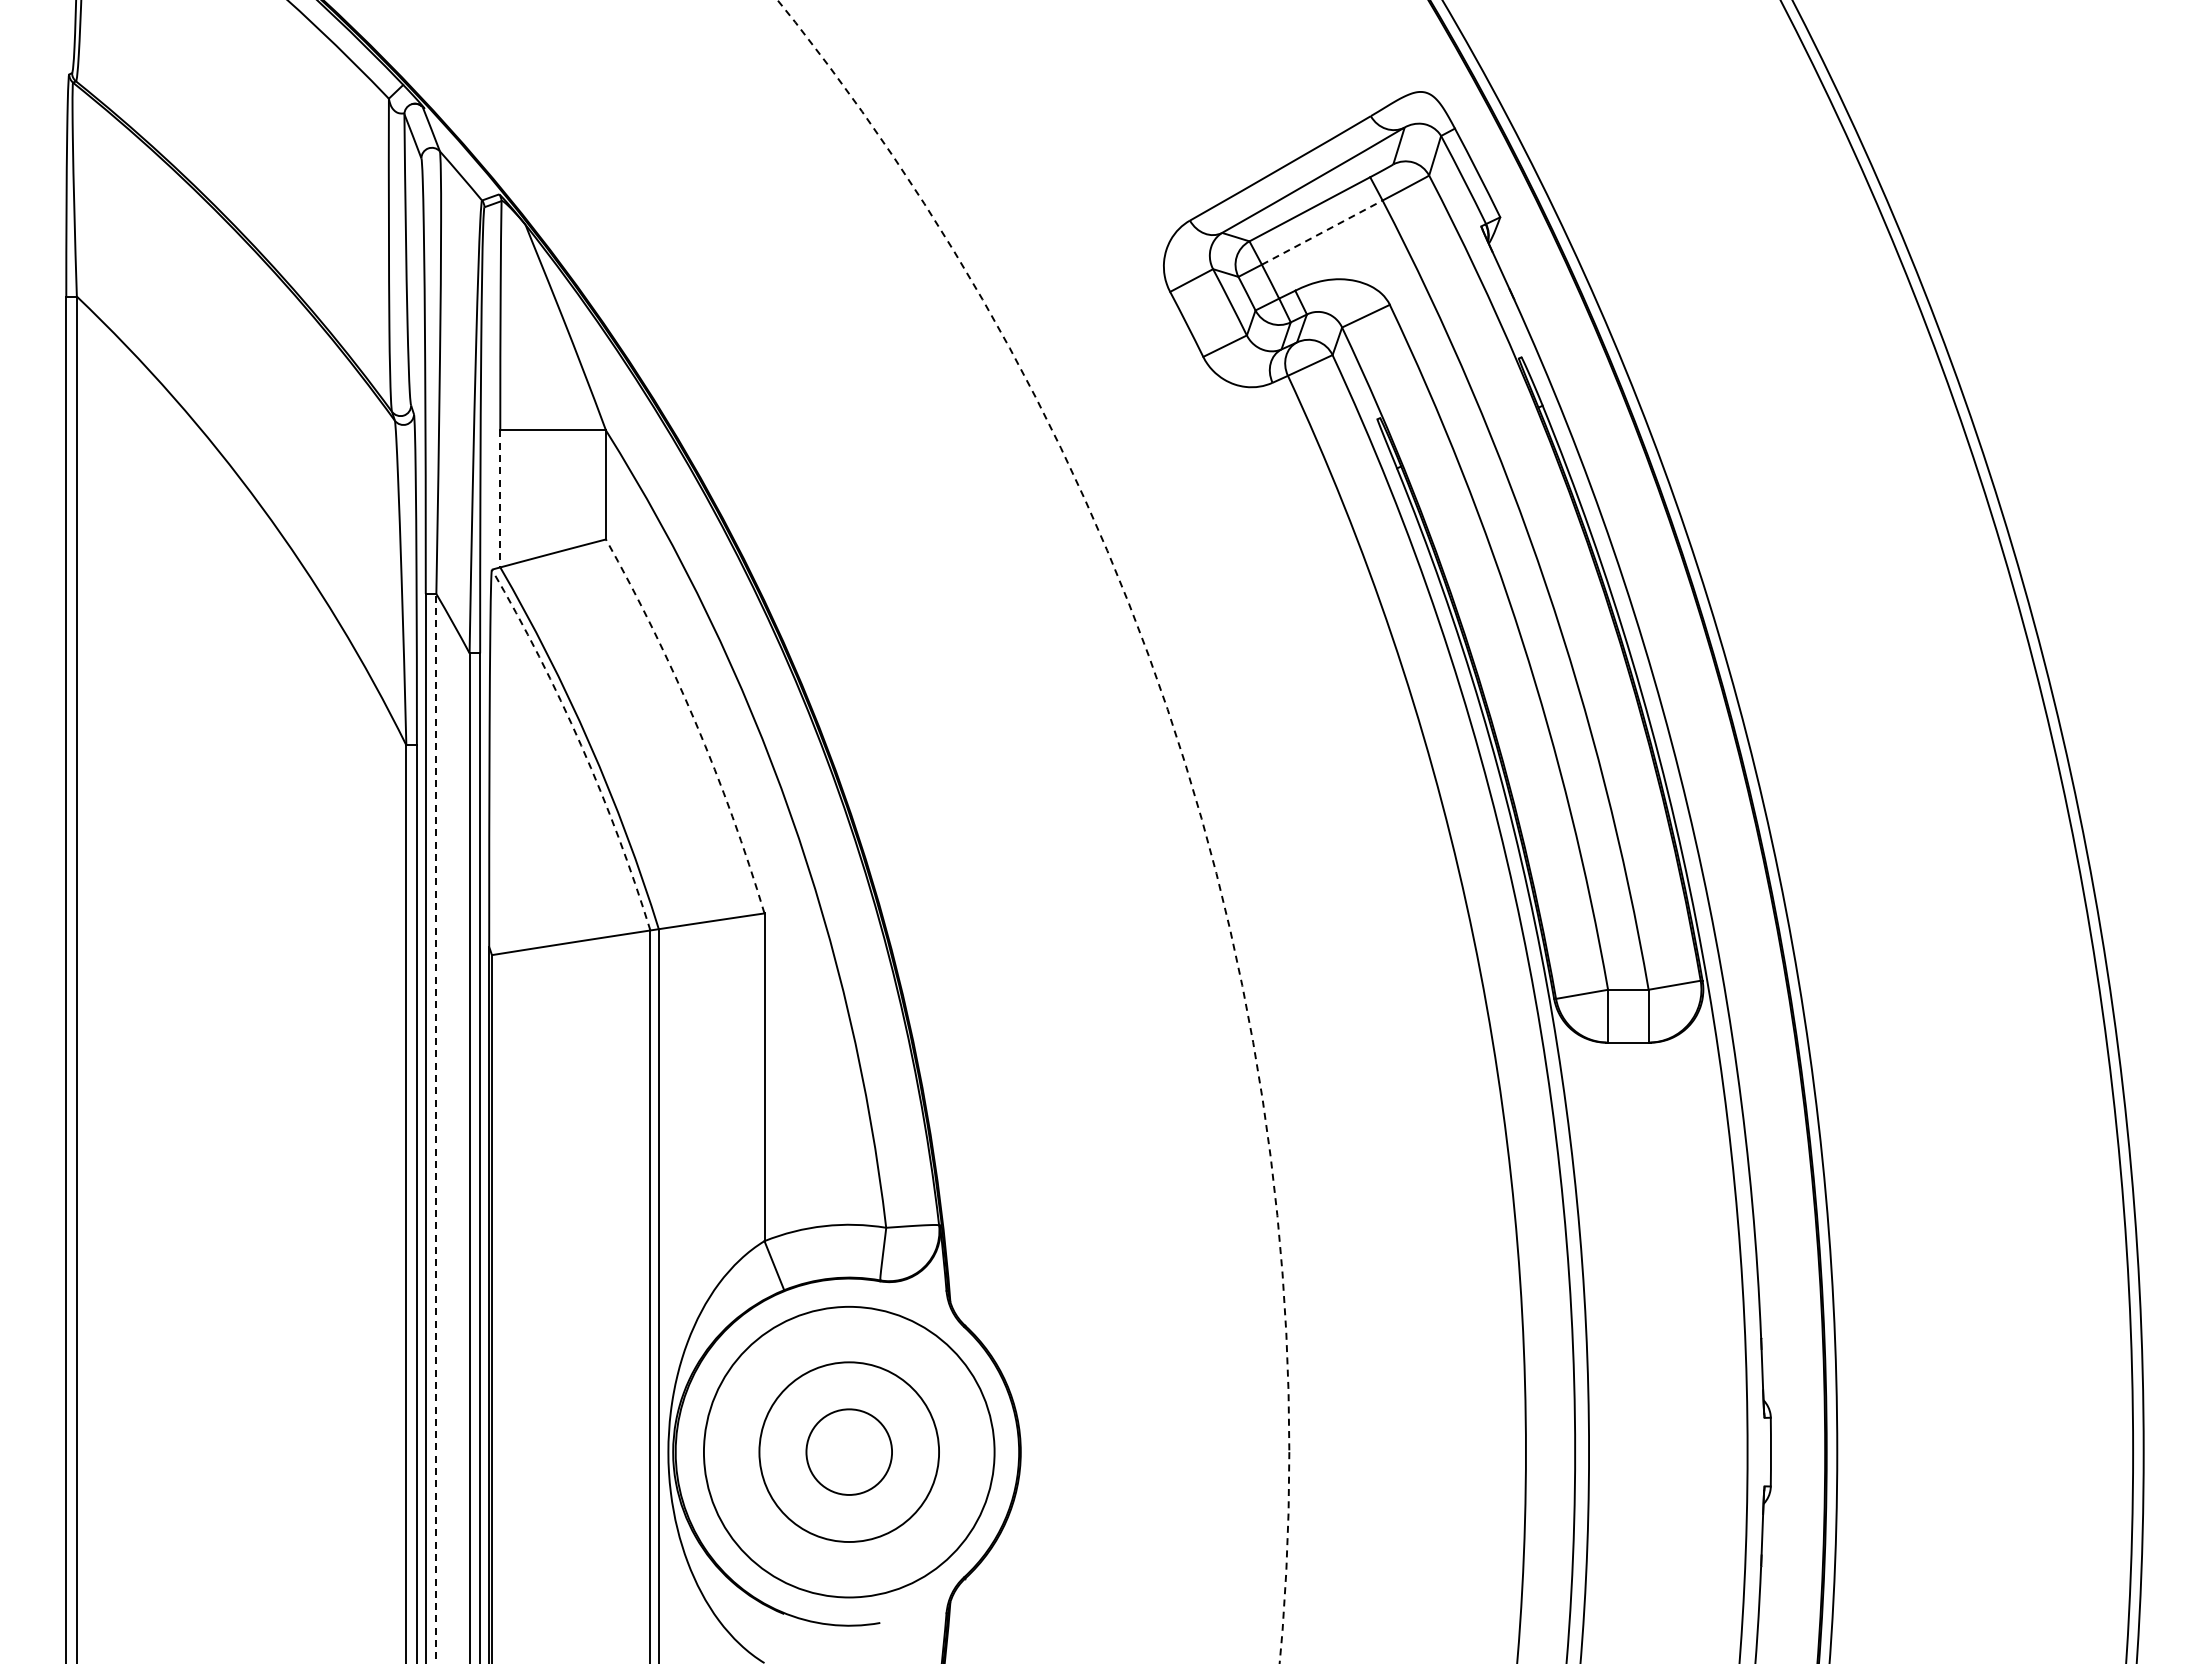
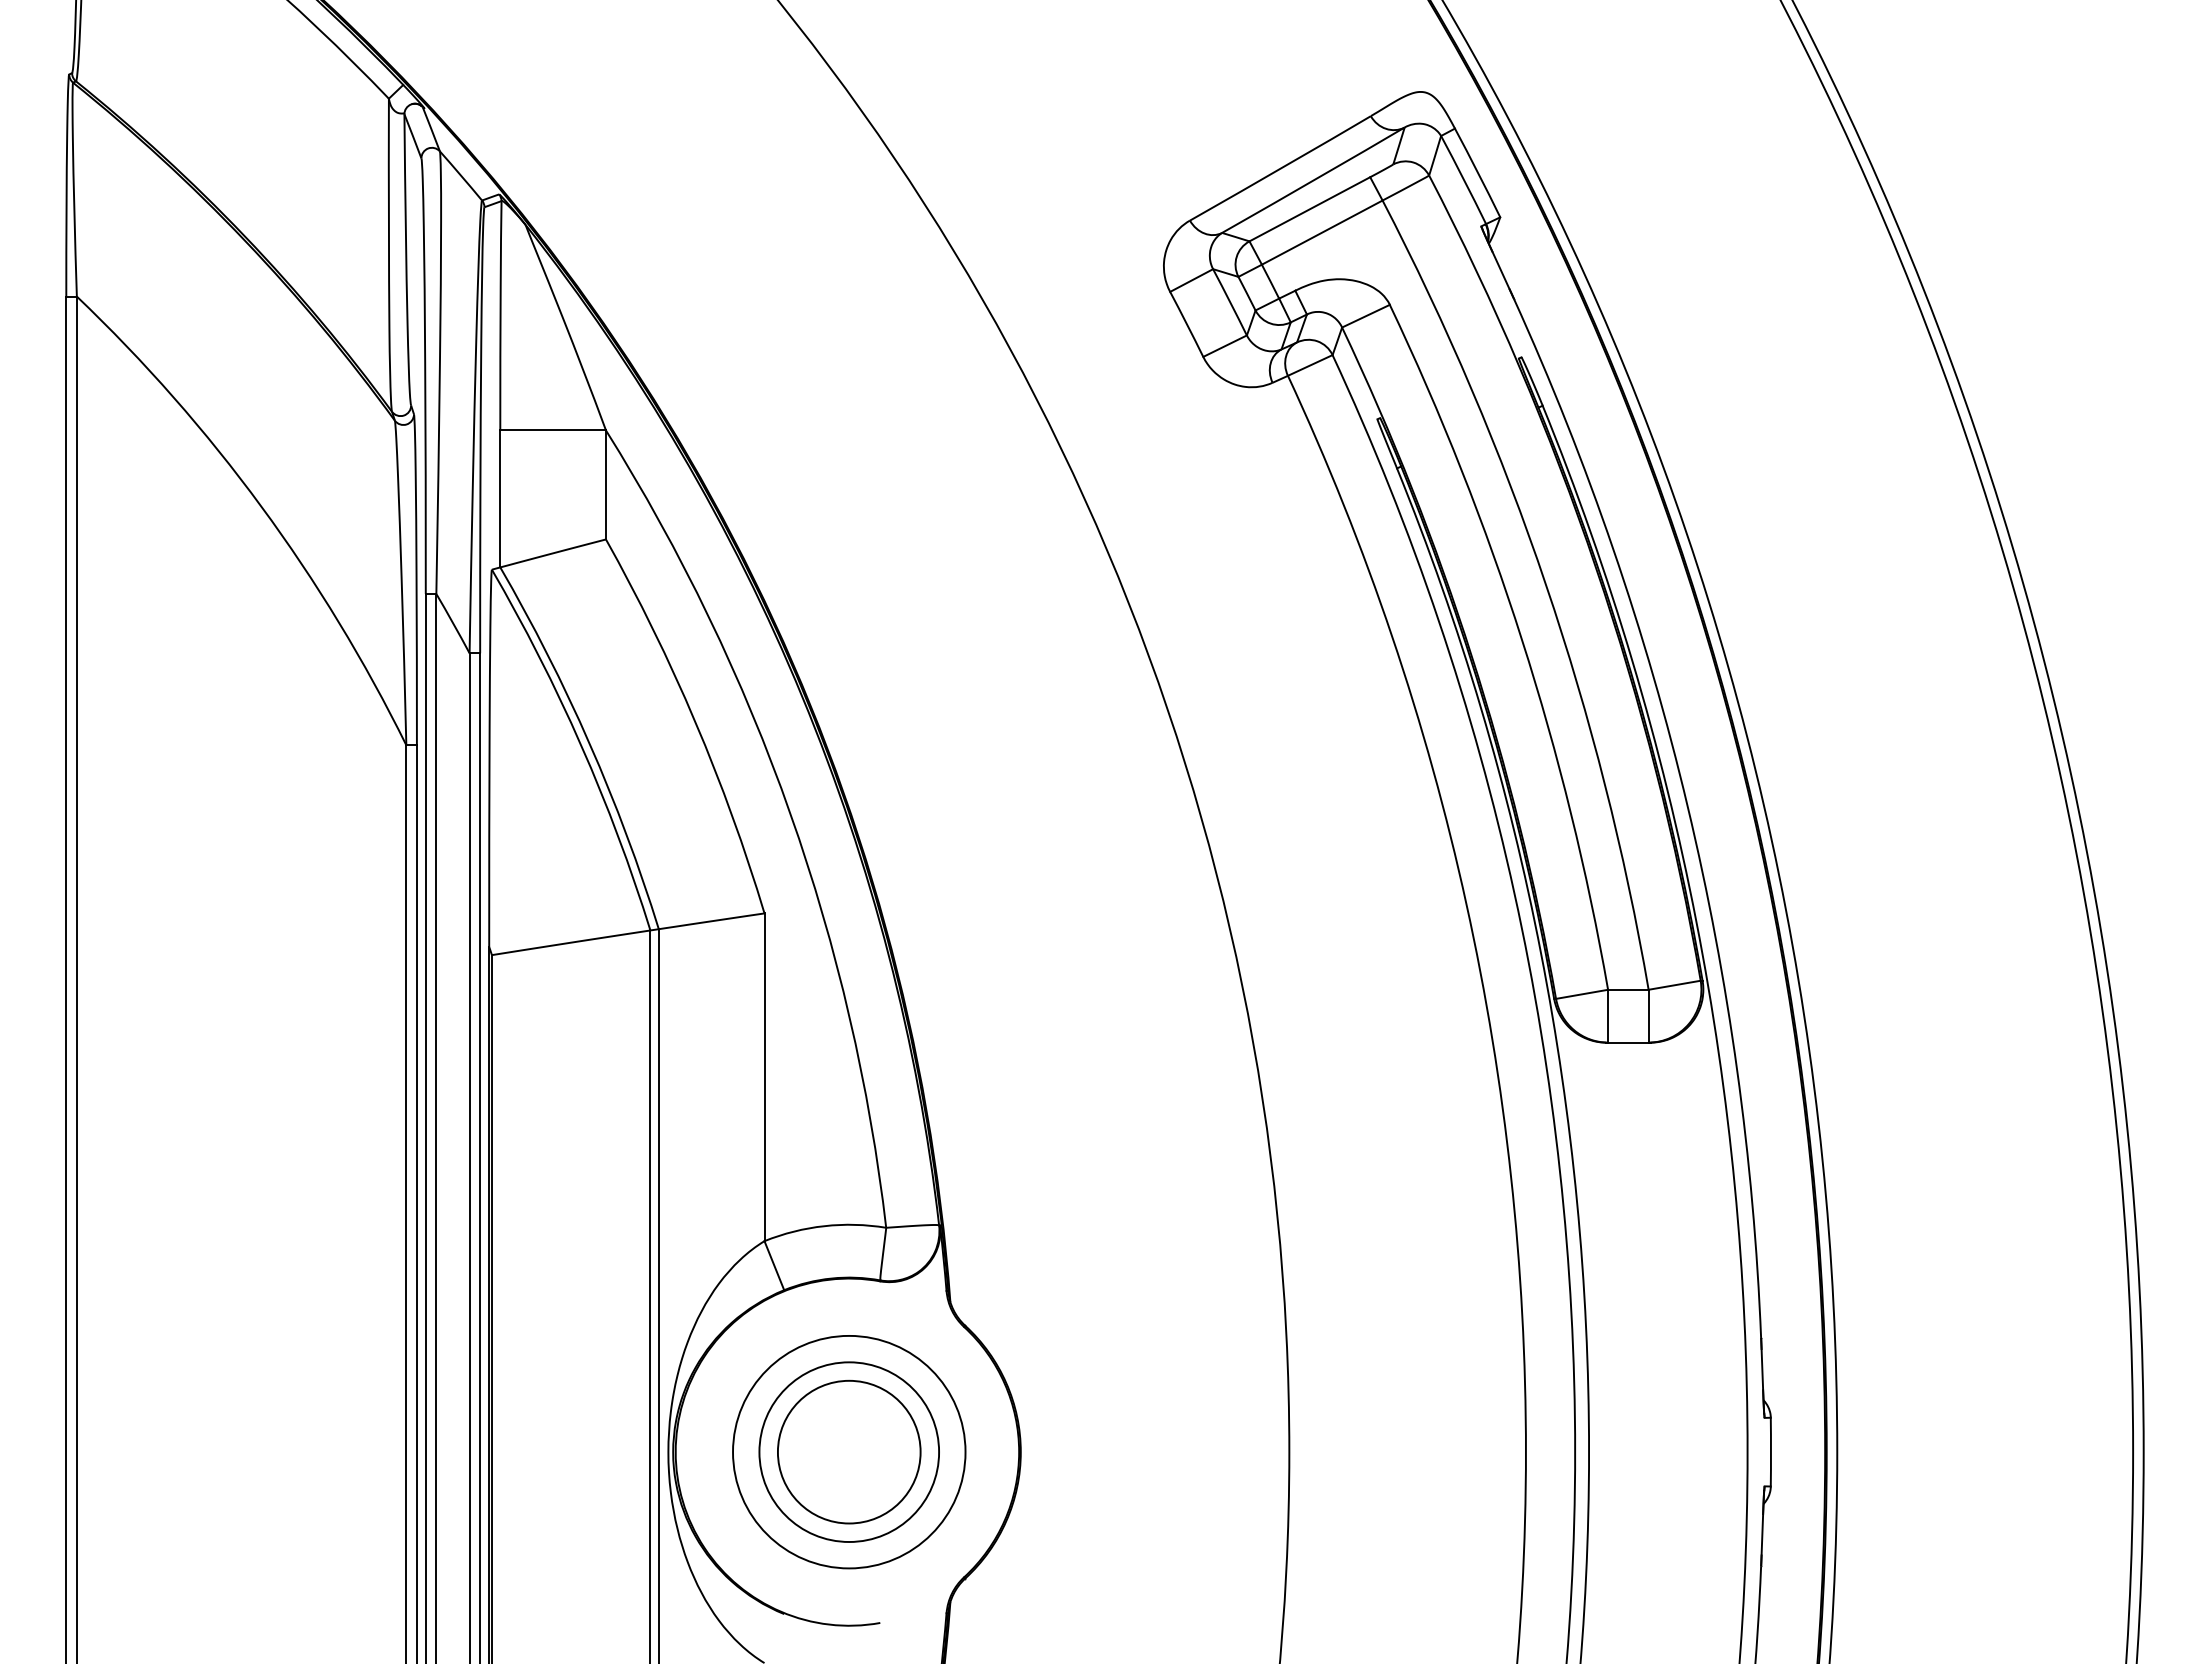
line: dashed -> solid (1322, 232)
line: dashed -> solid (500, 498)
arc: dashed -> solid (695, 722)
arc: dashed -> solid (581, 745)
circle: dashed -> solid (1033, 831)
line: dashed -> solid (436, 1128)
circle diameter: 291 px -> 233 px (849, 1451)
circle diameter: 86 px -> 143 px (848, 1451)
